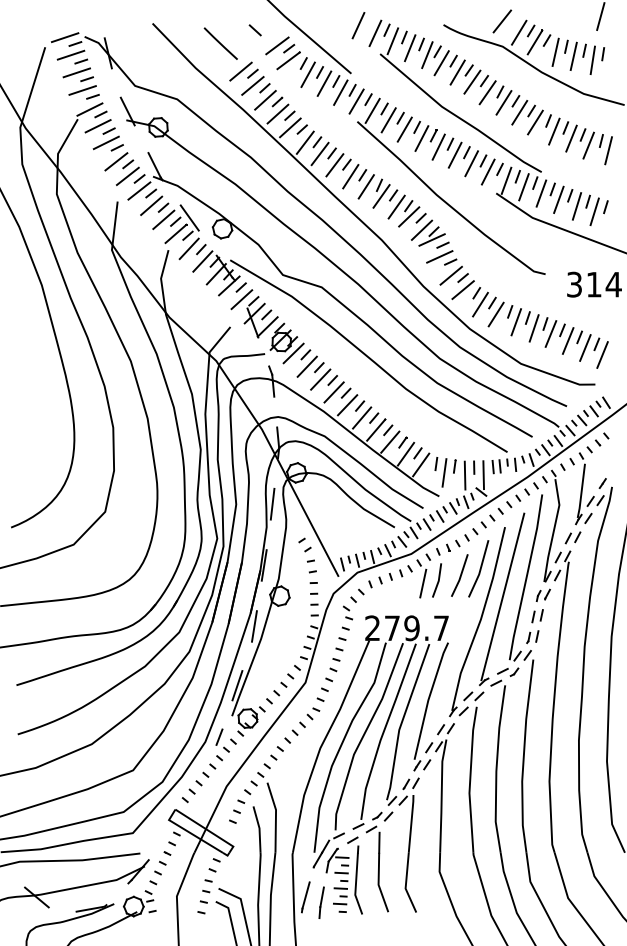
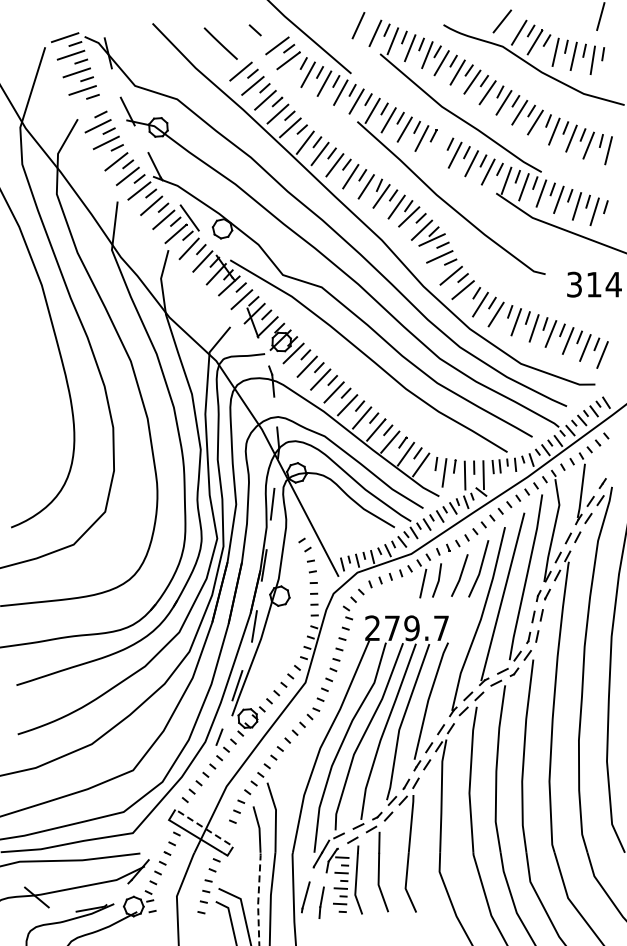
line: present -> none (89, 109)
line: present -> none (438, 146)
line: solid -> dashed (207, 830)
line: solid -> dashed (258, 899)
